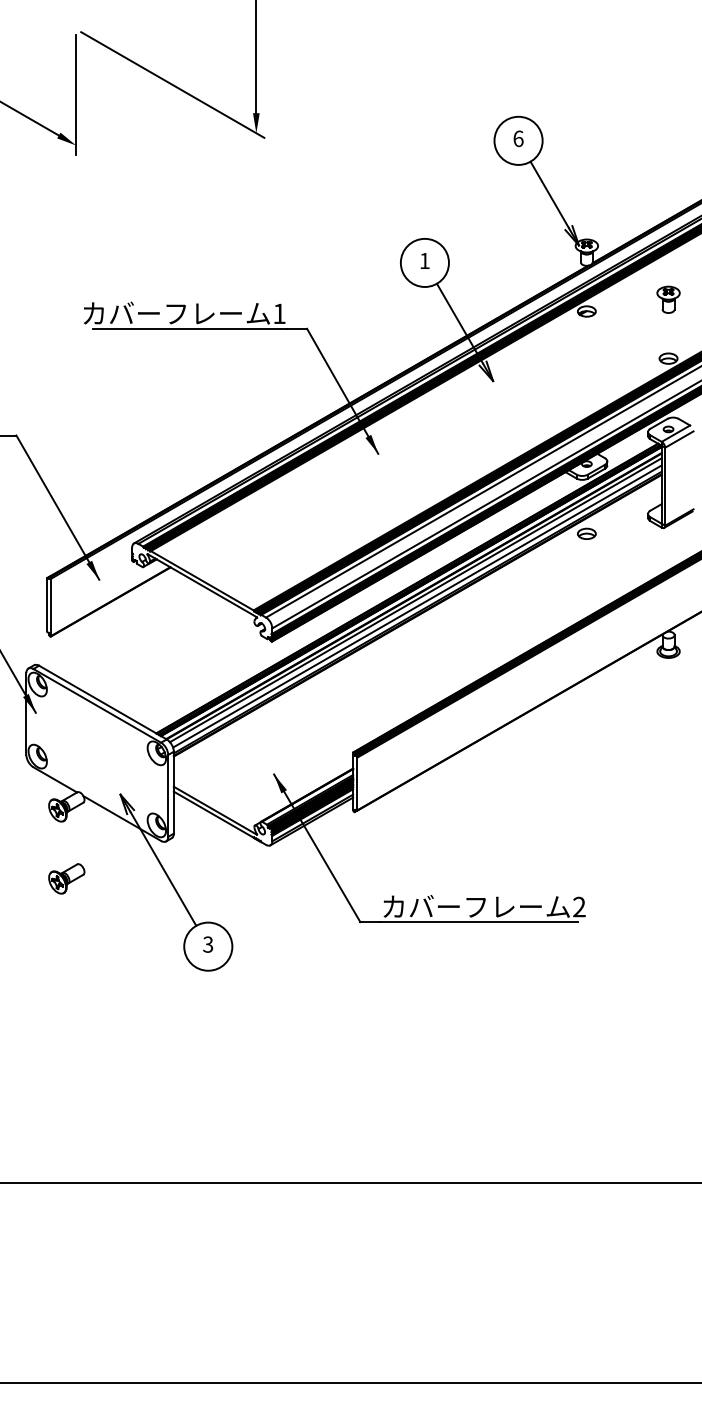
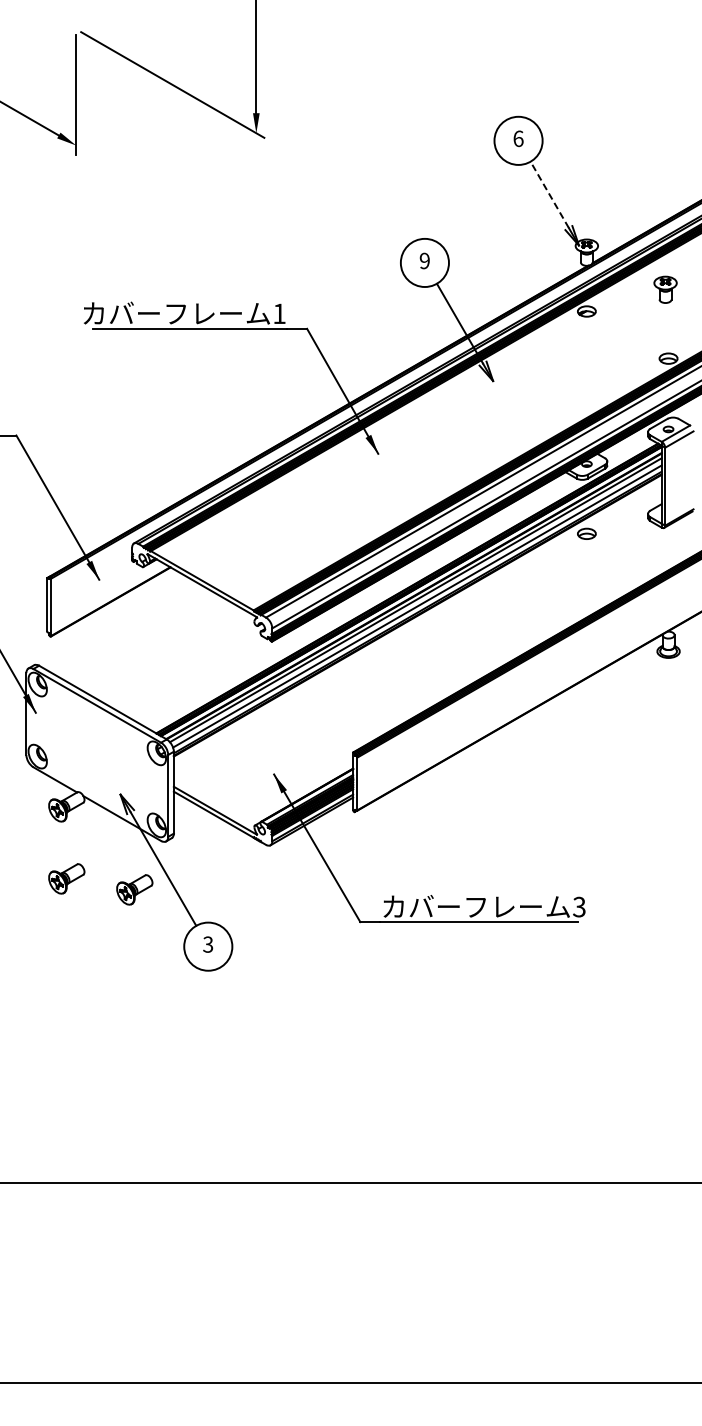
line: solid -> dashed (549, 194)
text: 1 -> 9 (424, 260)
part position: (668, 299) -> (665, 289) (665, 289)
part: none -> present (134, 889)
text: 2 -> 3 (579, 907)
